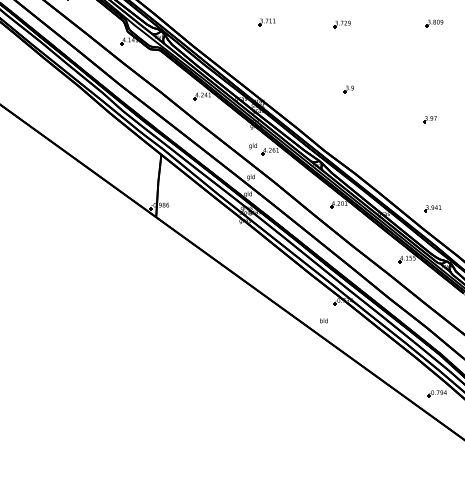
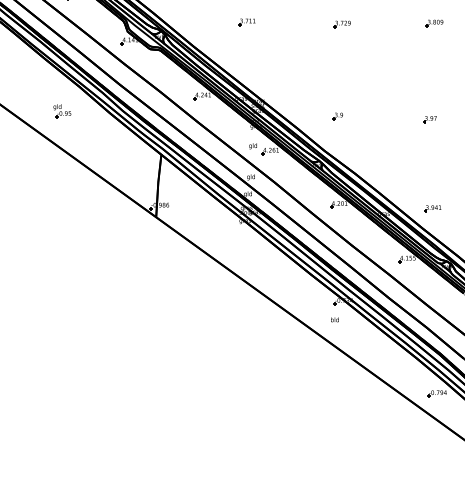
part position: (266, 22) -> (246, 22) (246, 22)
part position: (348, 89) -> (337, 116) (337, 116)
part: none -> present (62, 111)
text position: (323, 320) -> (334, 319) (334, 319)
